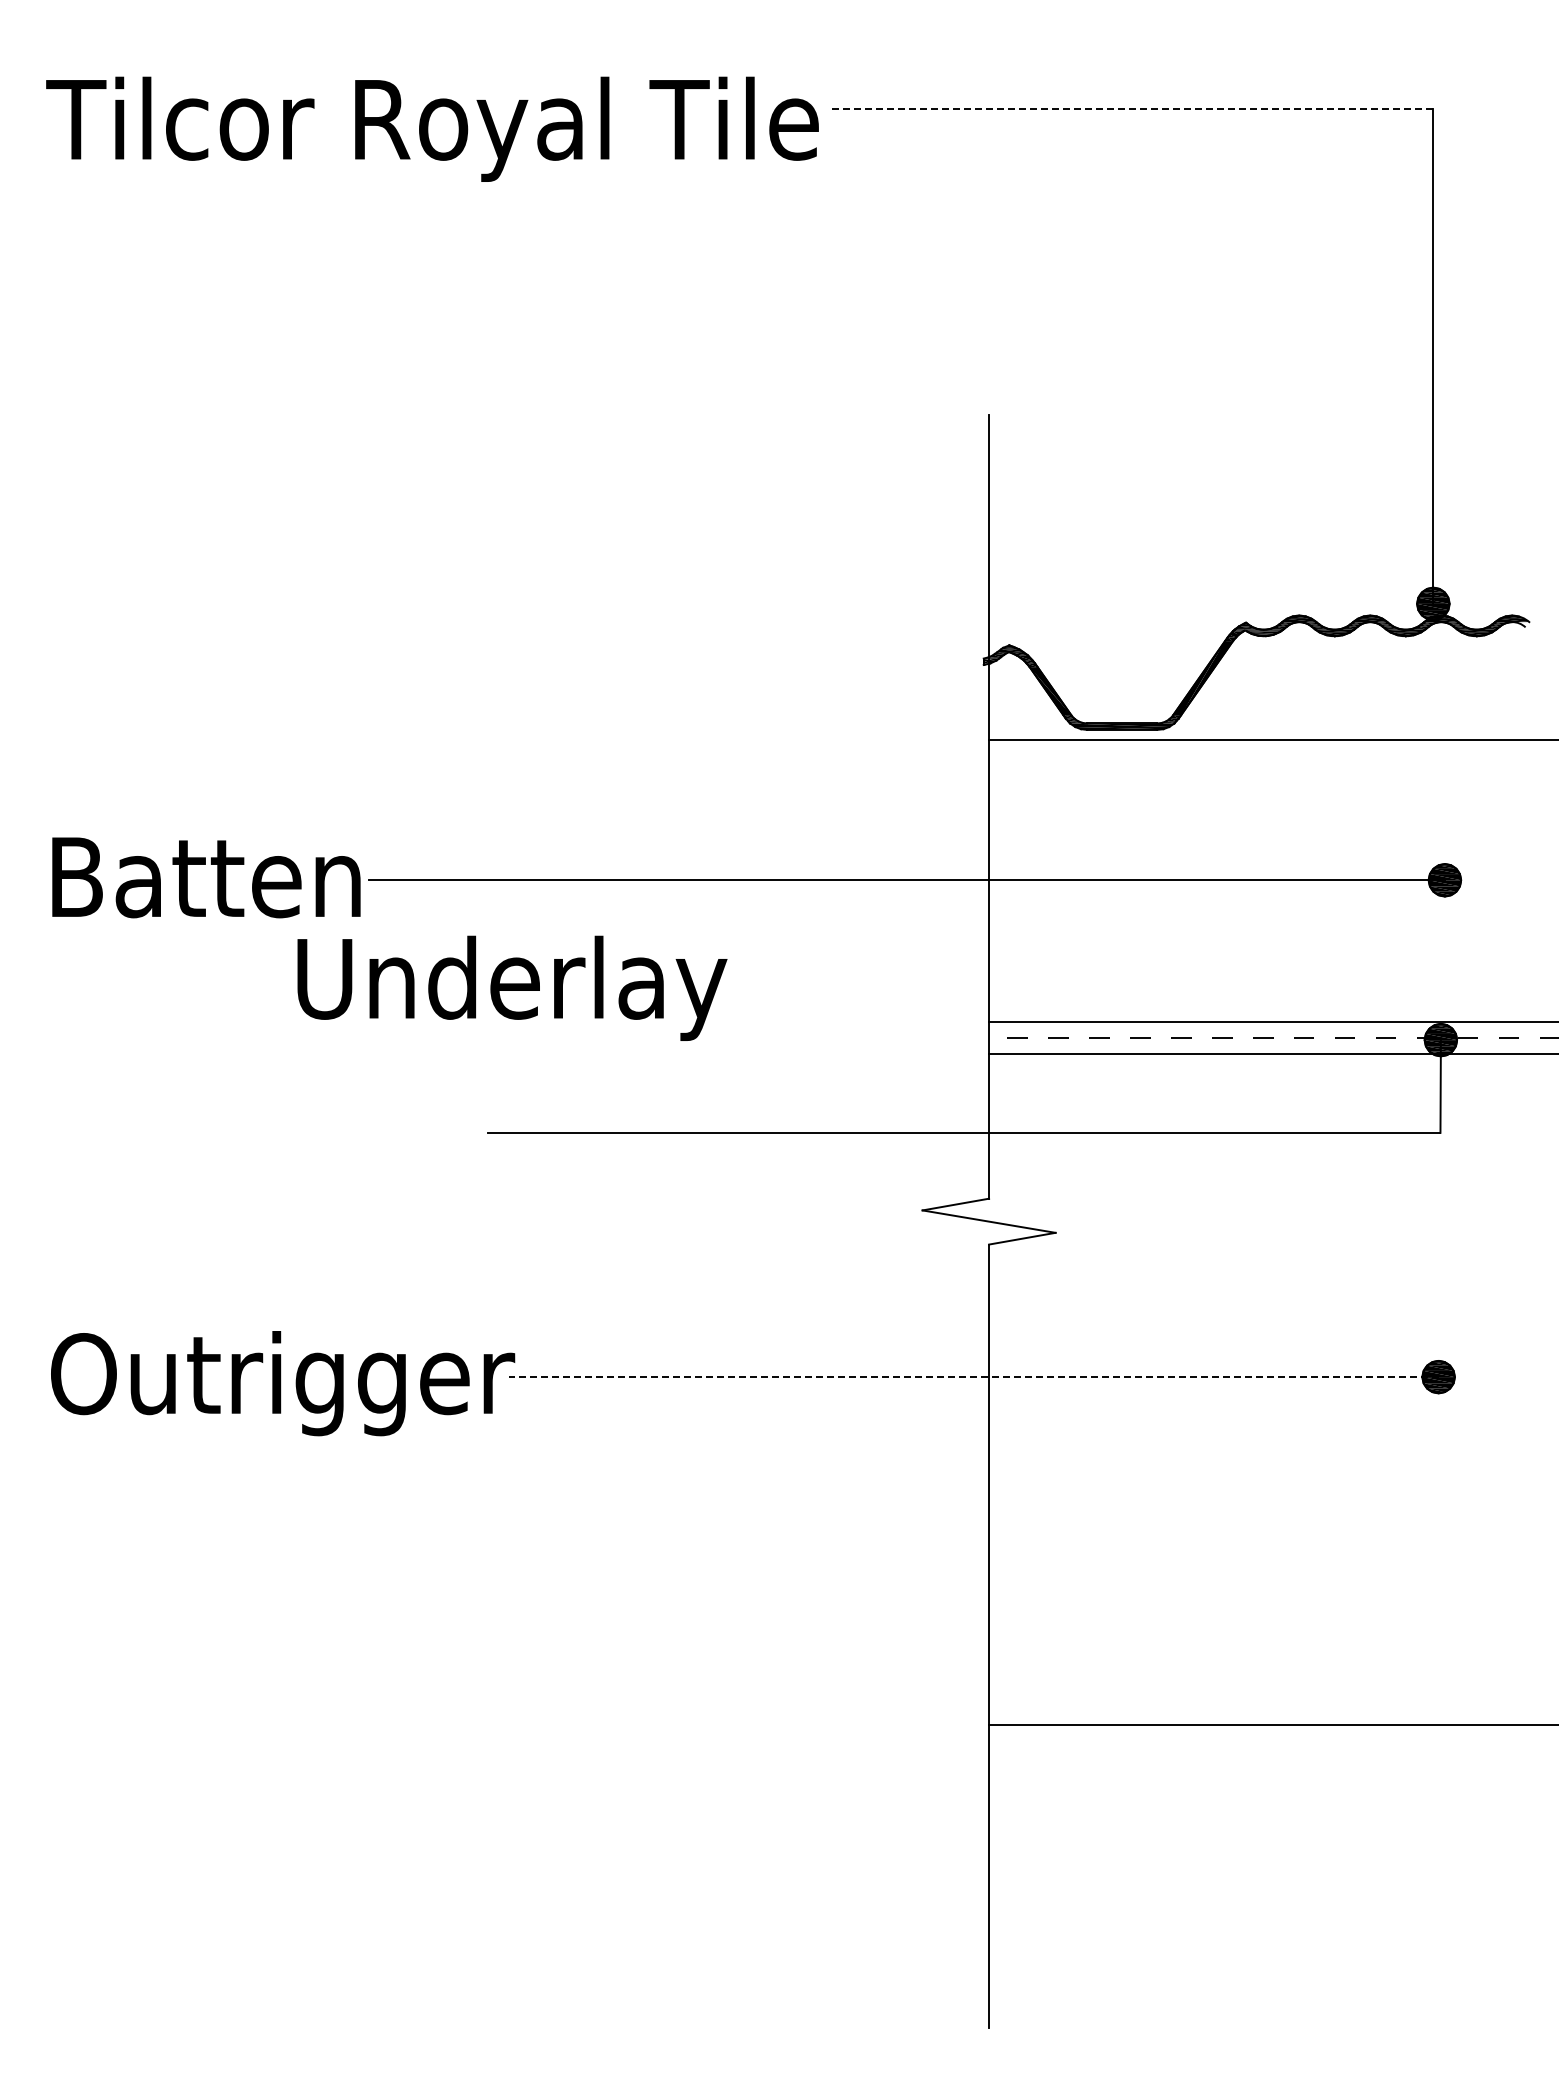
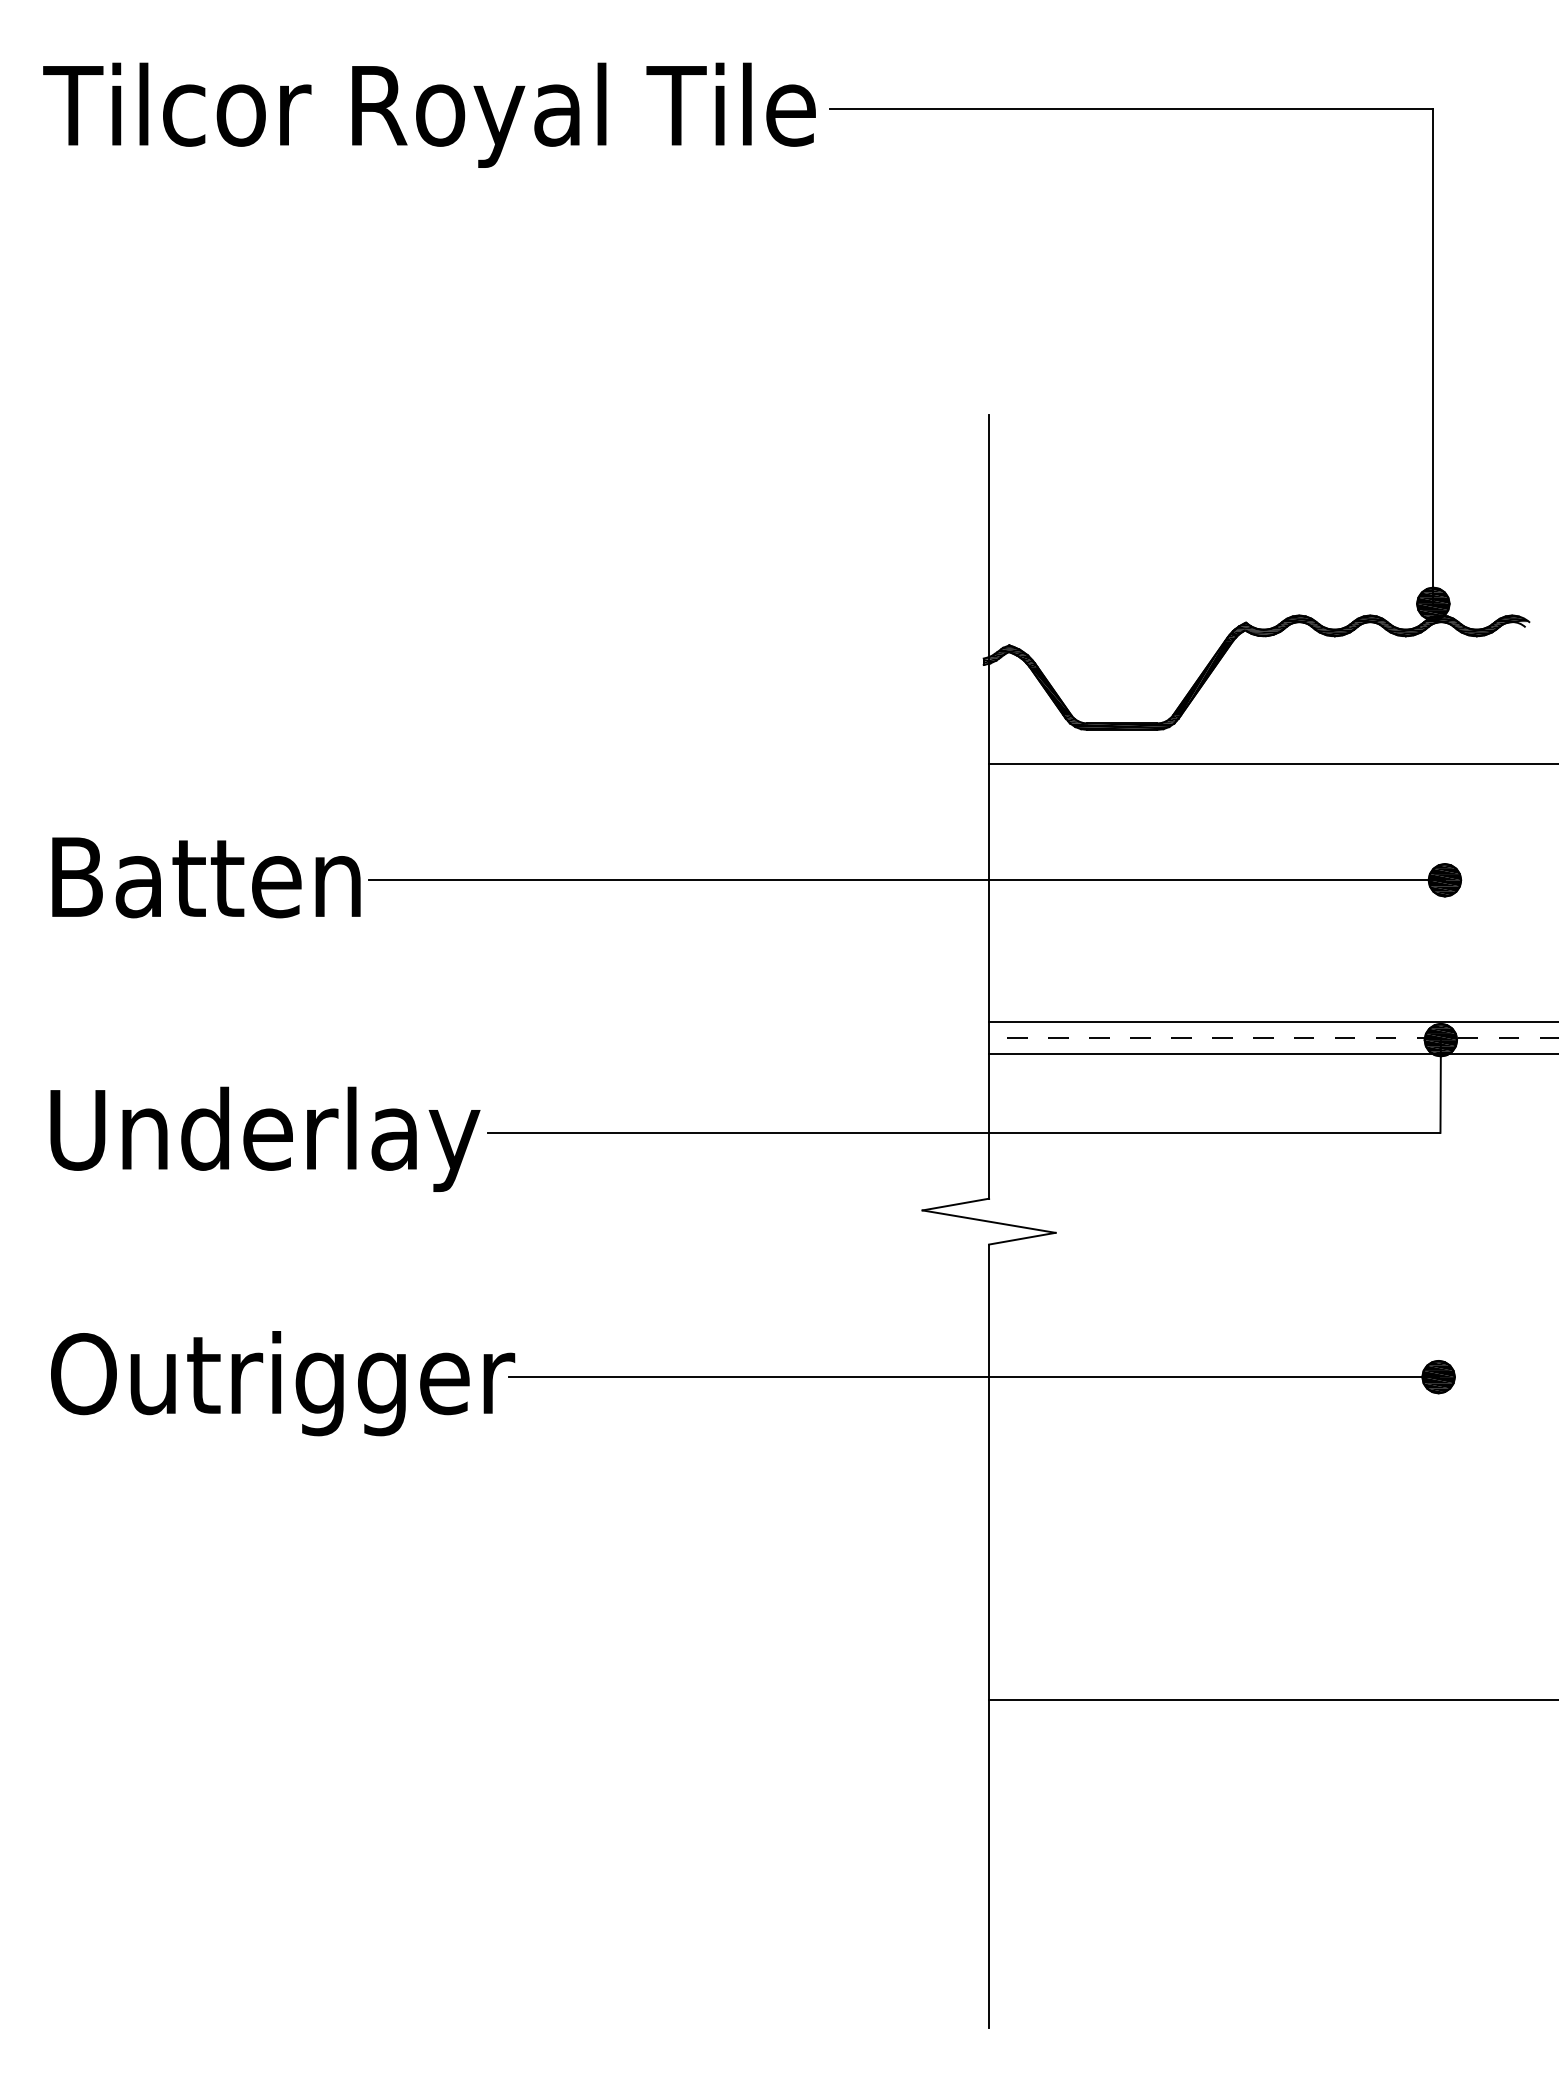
line: dashed -> solid (1131, 108)
text position: (432, 128) -> (429, 114) (429, 114)
line position: (1272, 740) -> (1272, 764) (1272, 764)
text position: (512, 987) -> (265, 1138) (265, 1138)
line: dashed -> solid (973, 1377)
line position: (1272, 1724) -> (1272, 1699) (1272, 1699)
